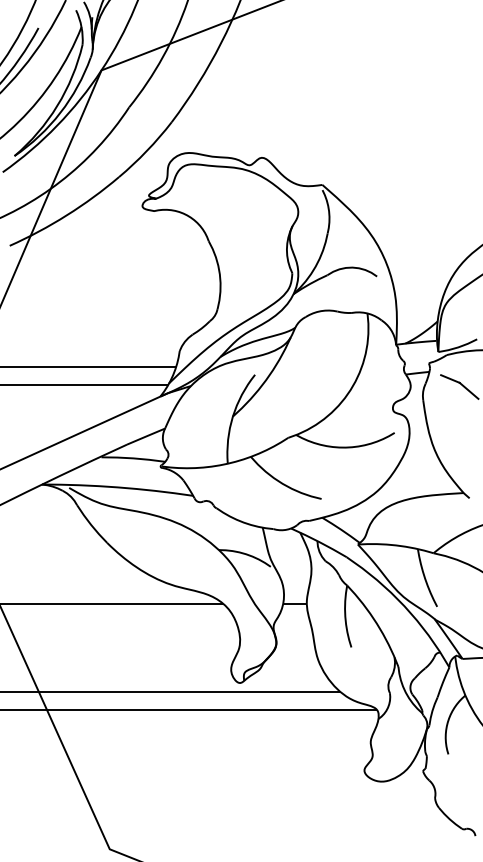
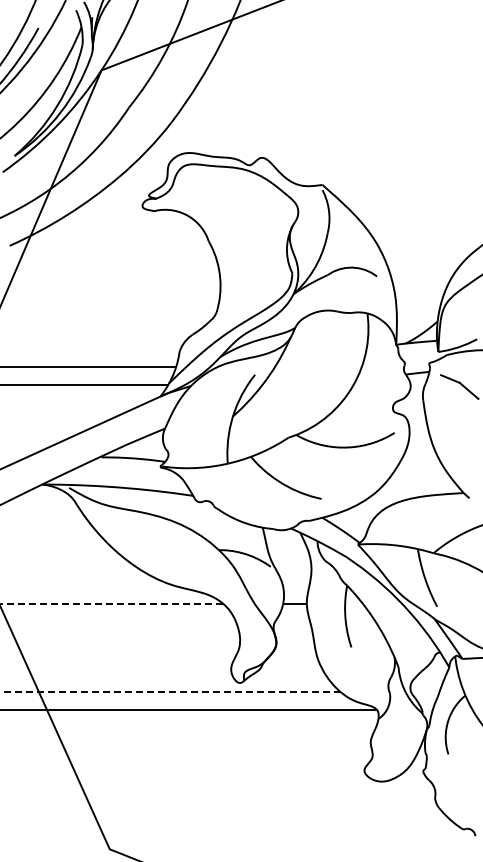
line: solid -> dashed (111, 603)
line: solid -> dashed (170, 692)
